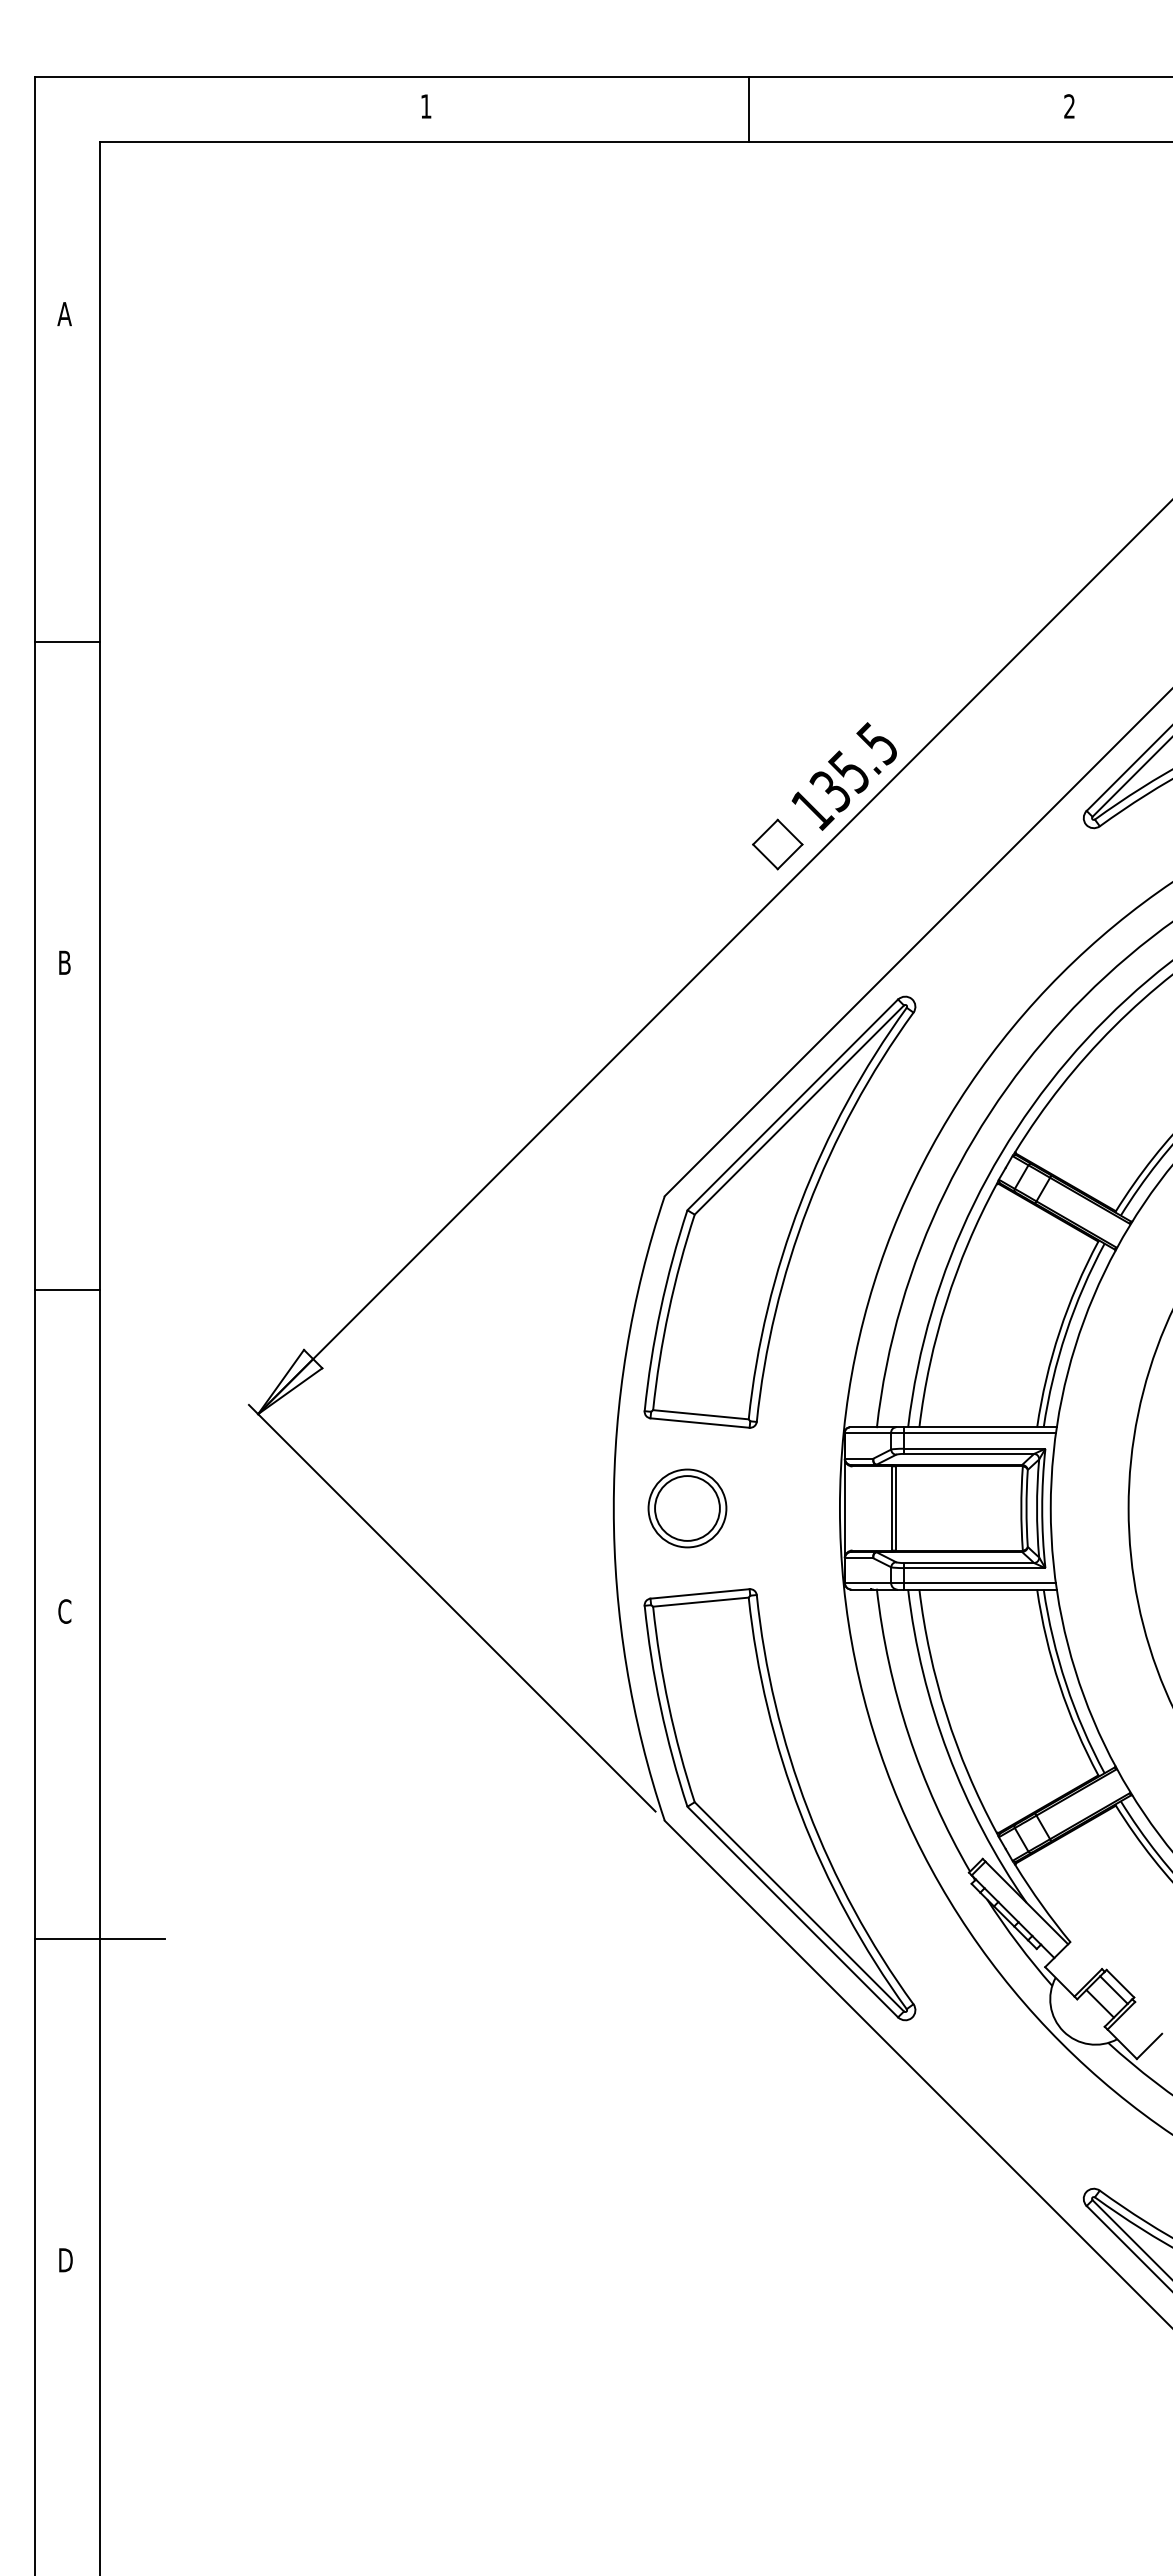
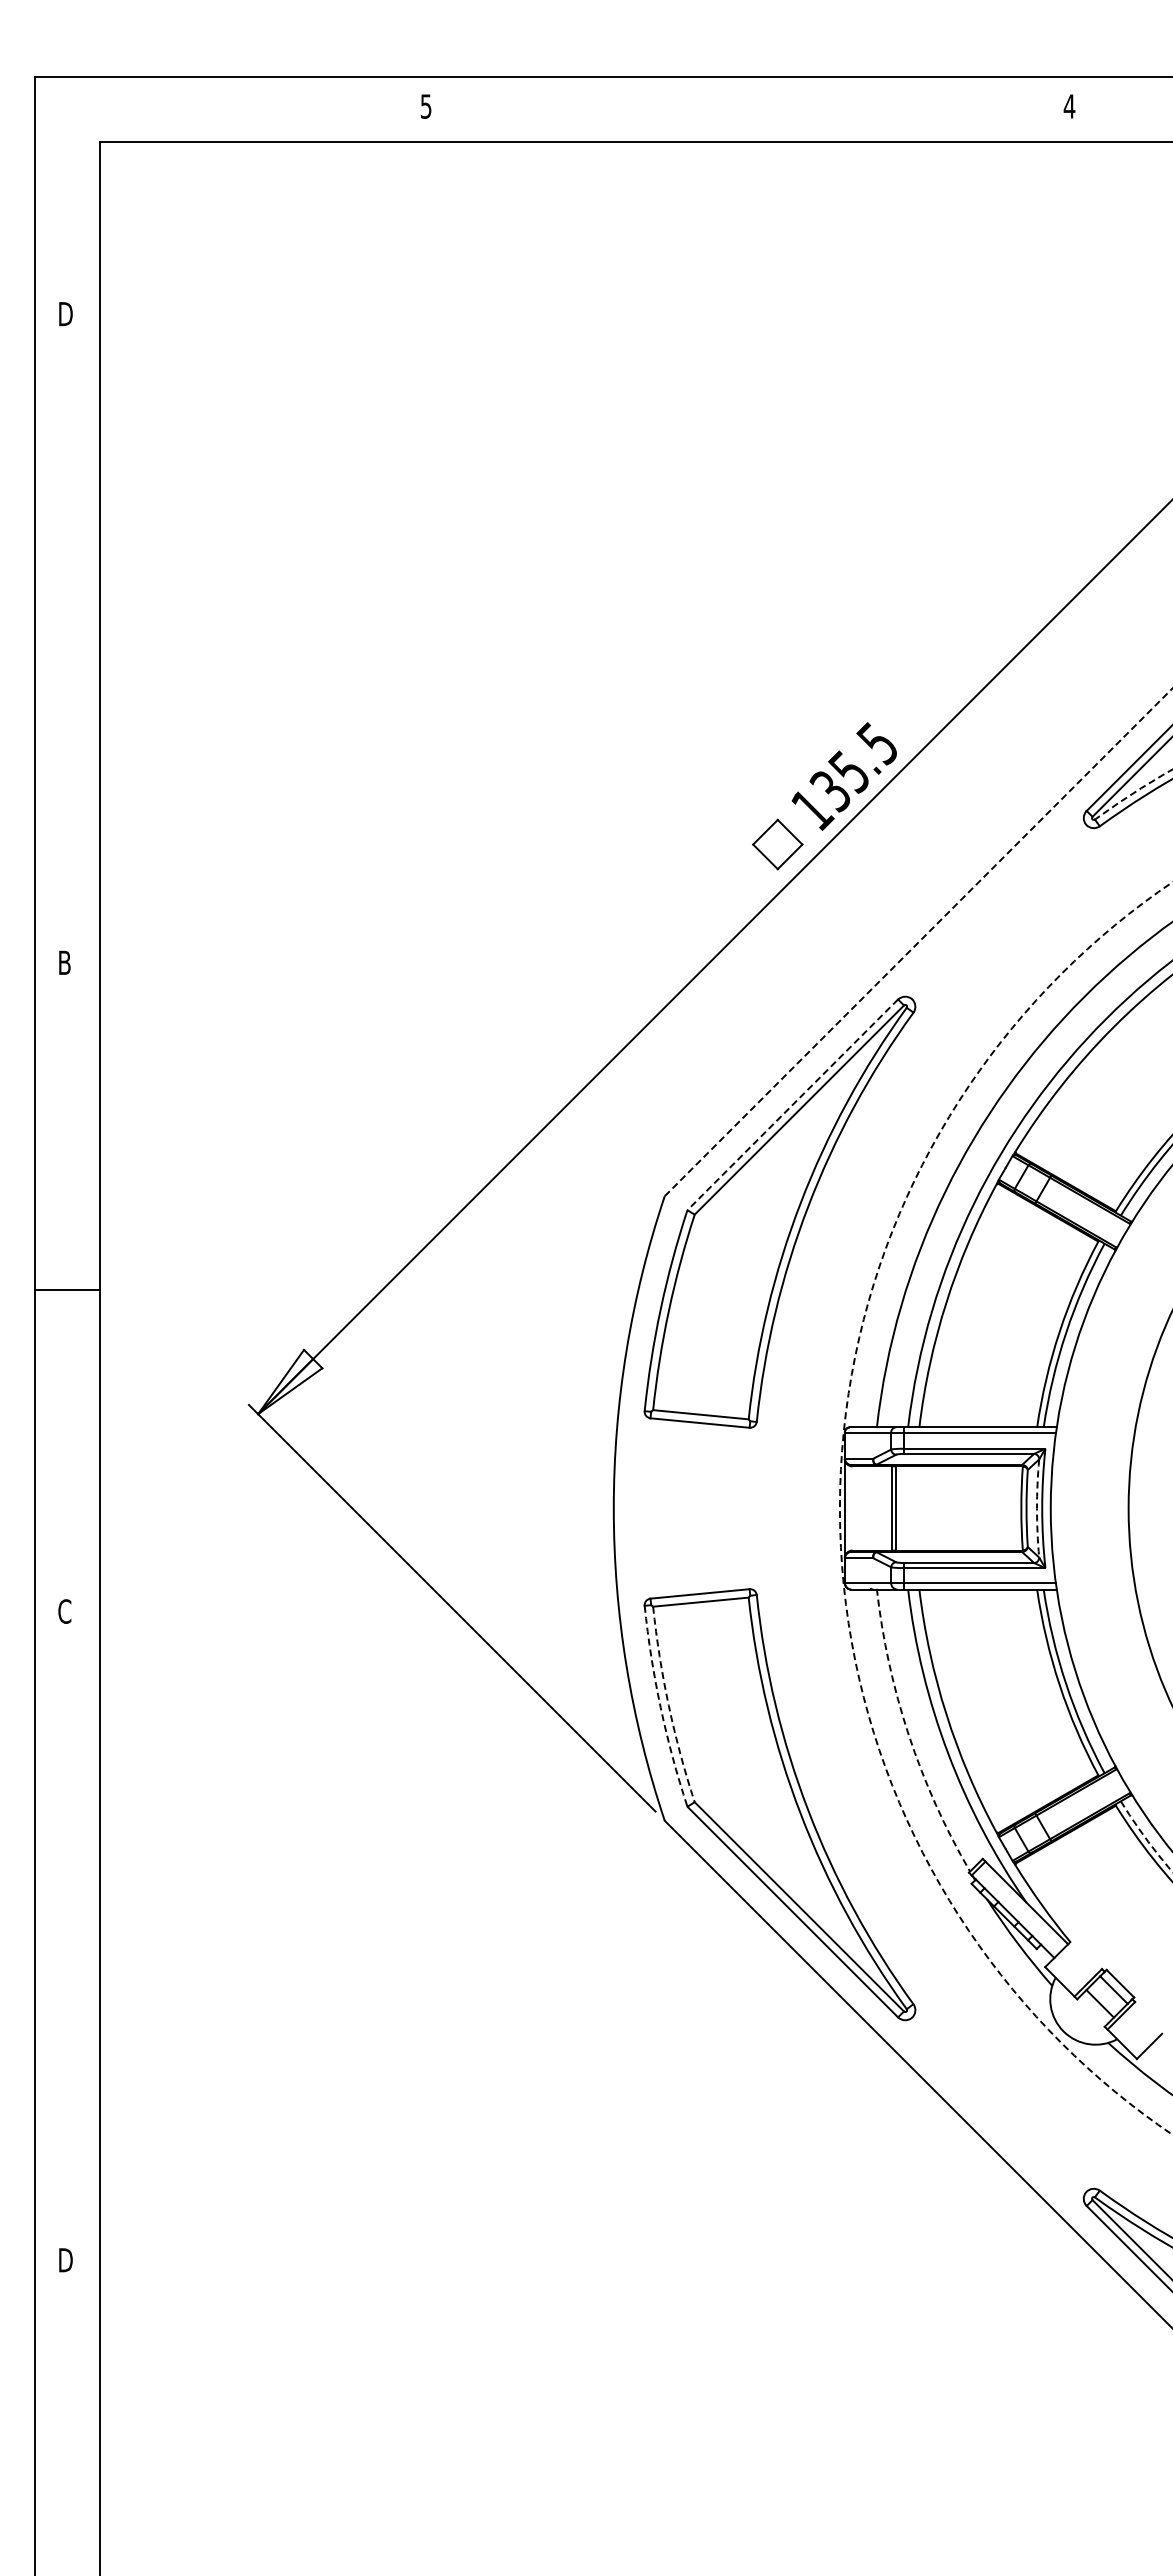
text: 1 -> 5 (425, 106)
text: 2 -> 4 (1069, 106)
line: present -> none (748, 109)
text: A -> D (64, 314)
line: present -> none (67, 641)
arc: solid -> dashed (1132, 793)
line: solid -> dashed (918, 942)
line: solid -> dashed (792, 1104)
part: present -> none (687, 1508)
circle: solid -> dashed (1005, 1508)
arc: solid -> dashed (1037, 1508)
arc: solid -> dashed (668, 1705)
arc: solid -> dashed (660, 1707)
arc: solid -> dashed (908, 1735)
arc: solid -> dashed (1146, 1838)
line: present -> none (100, 1939)
